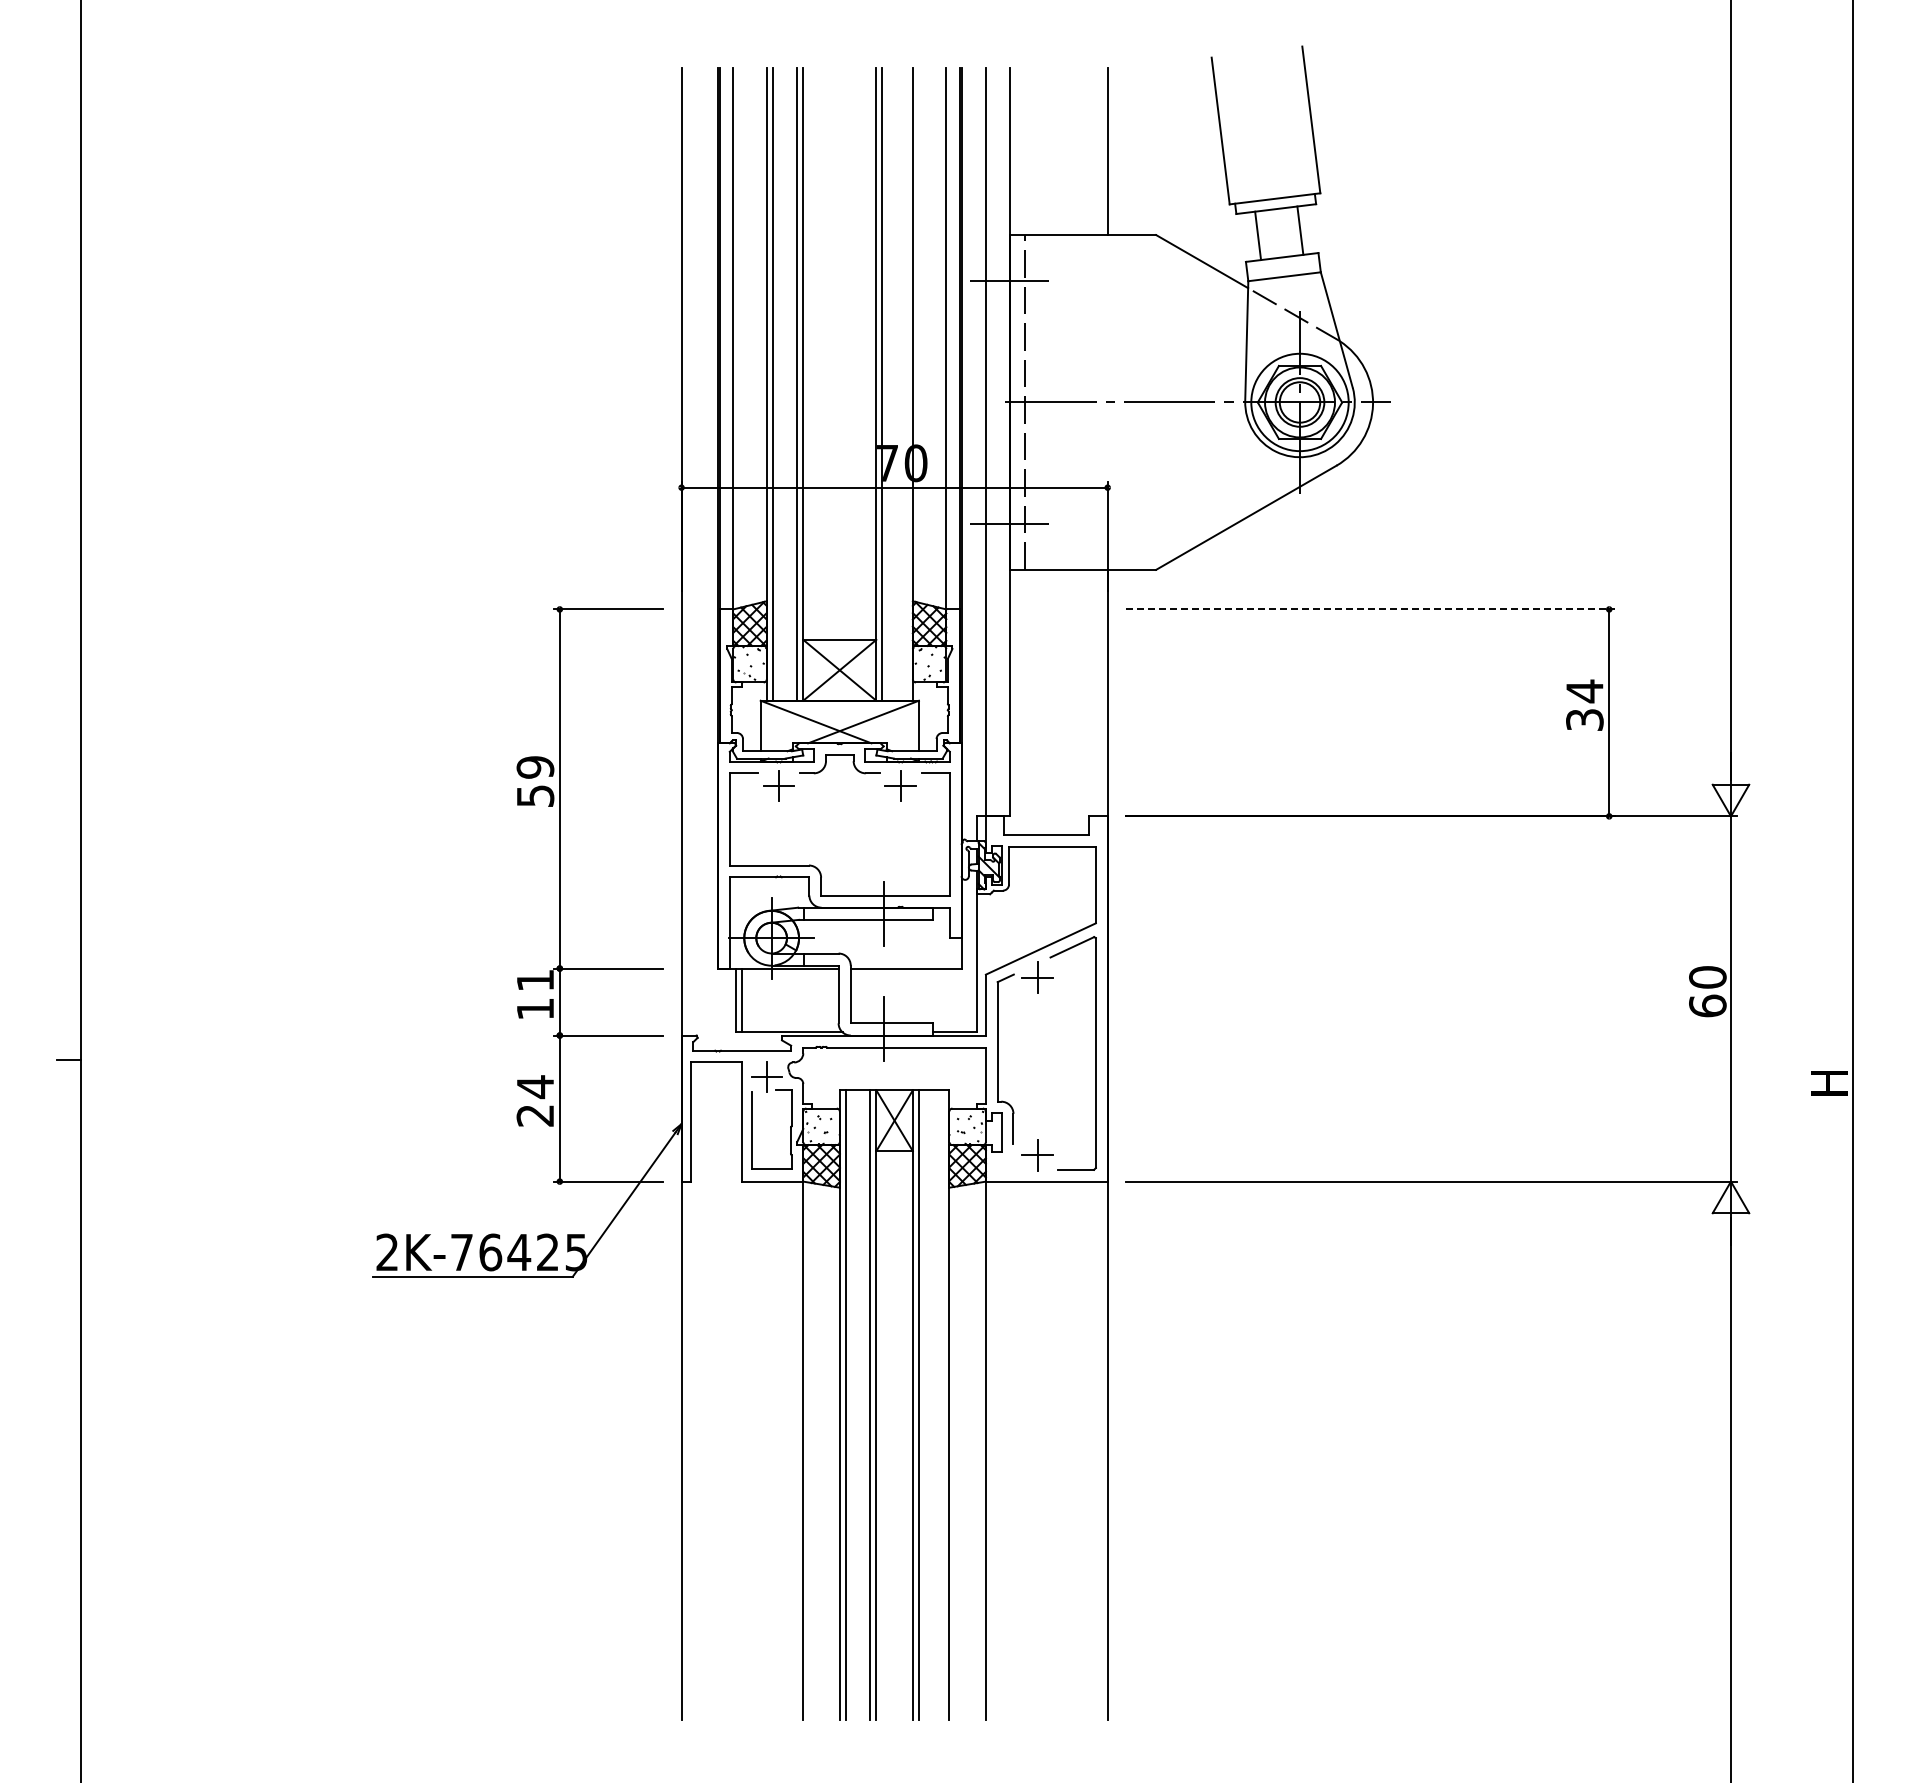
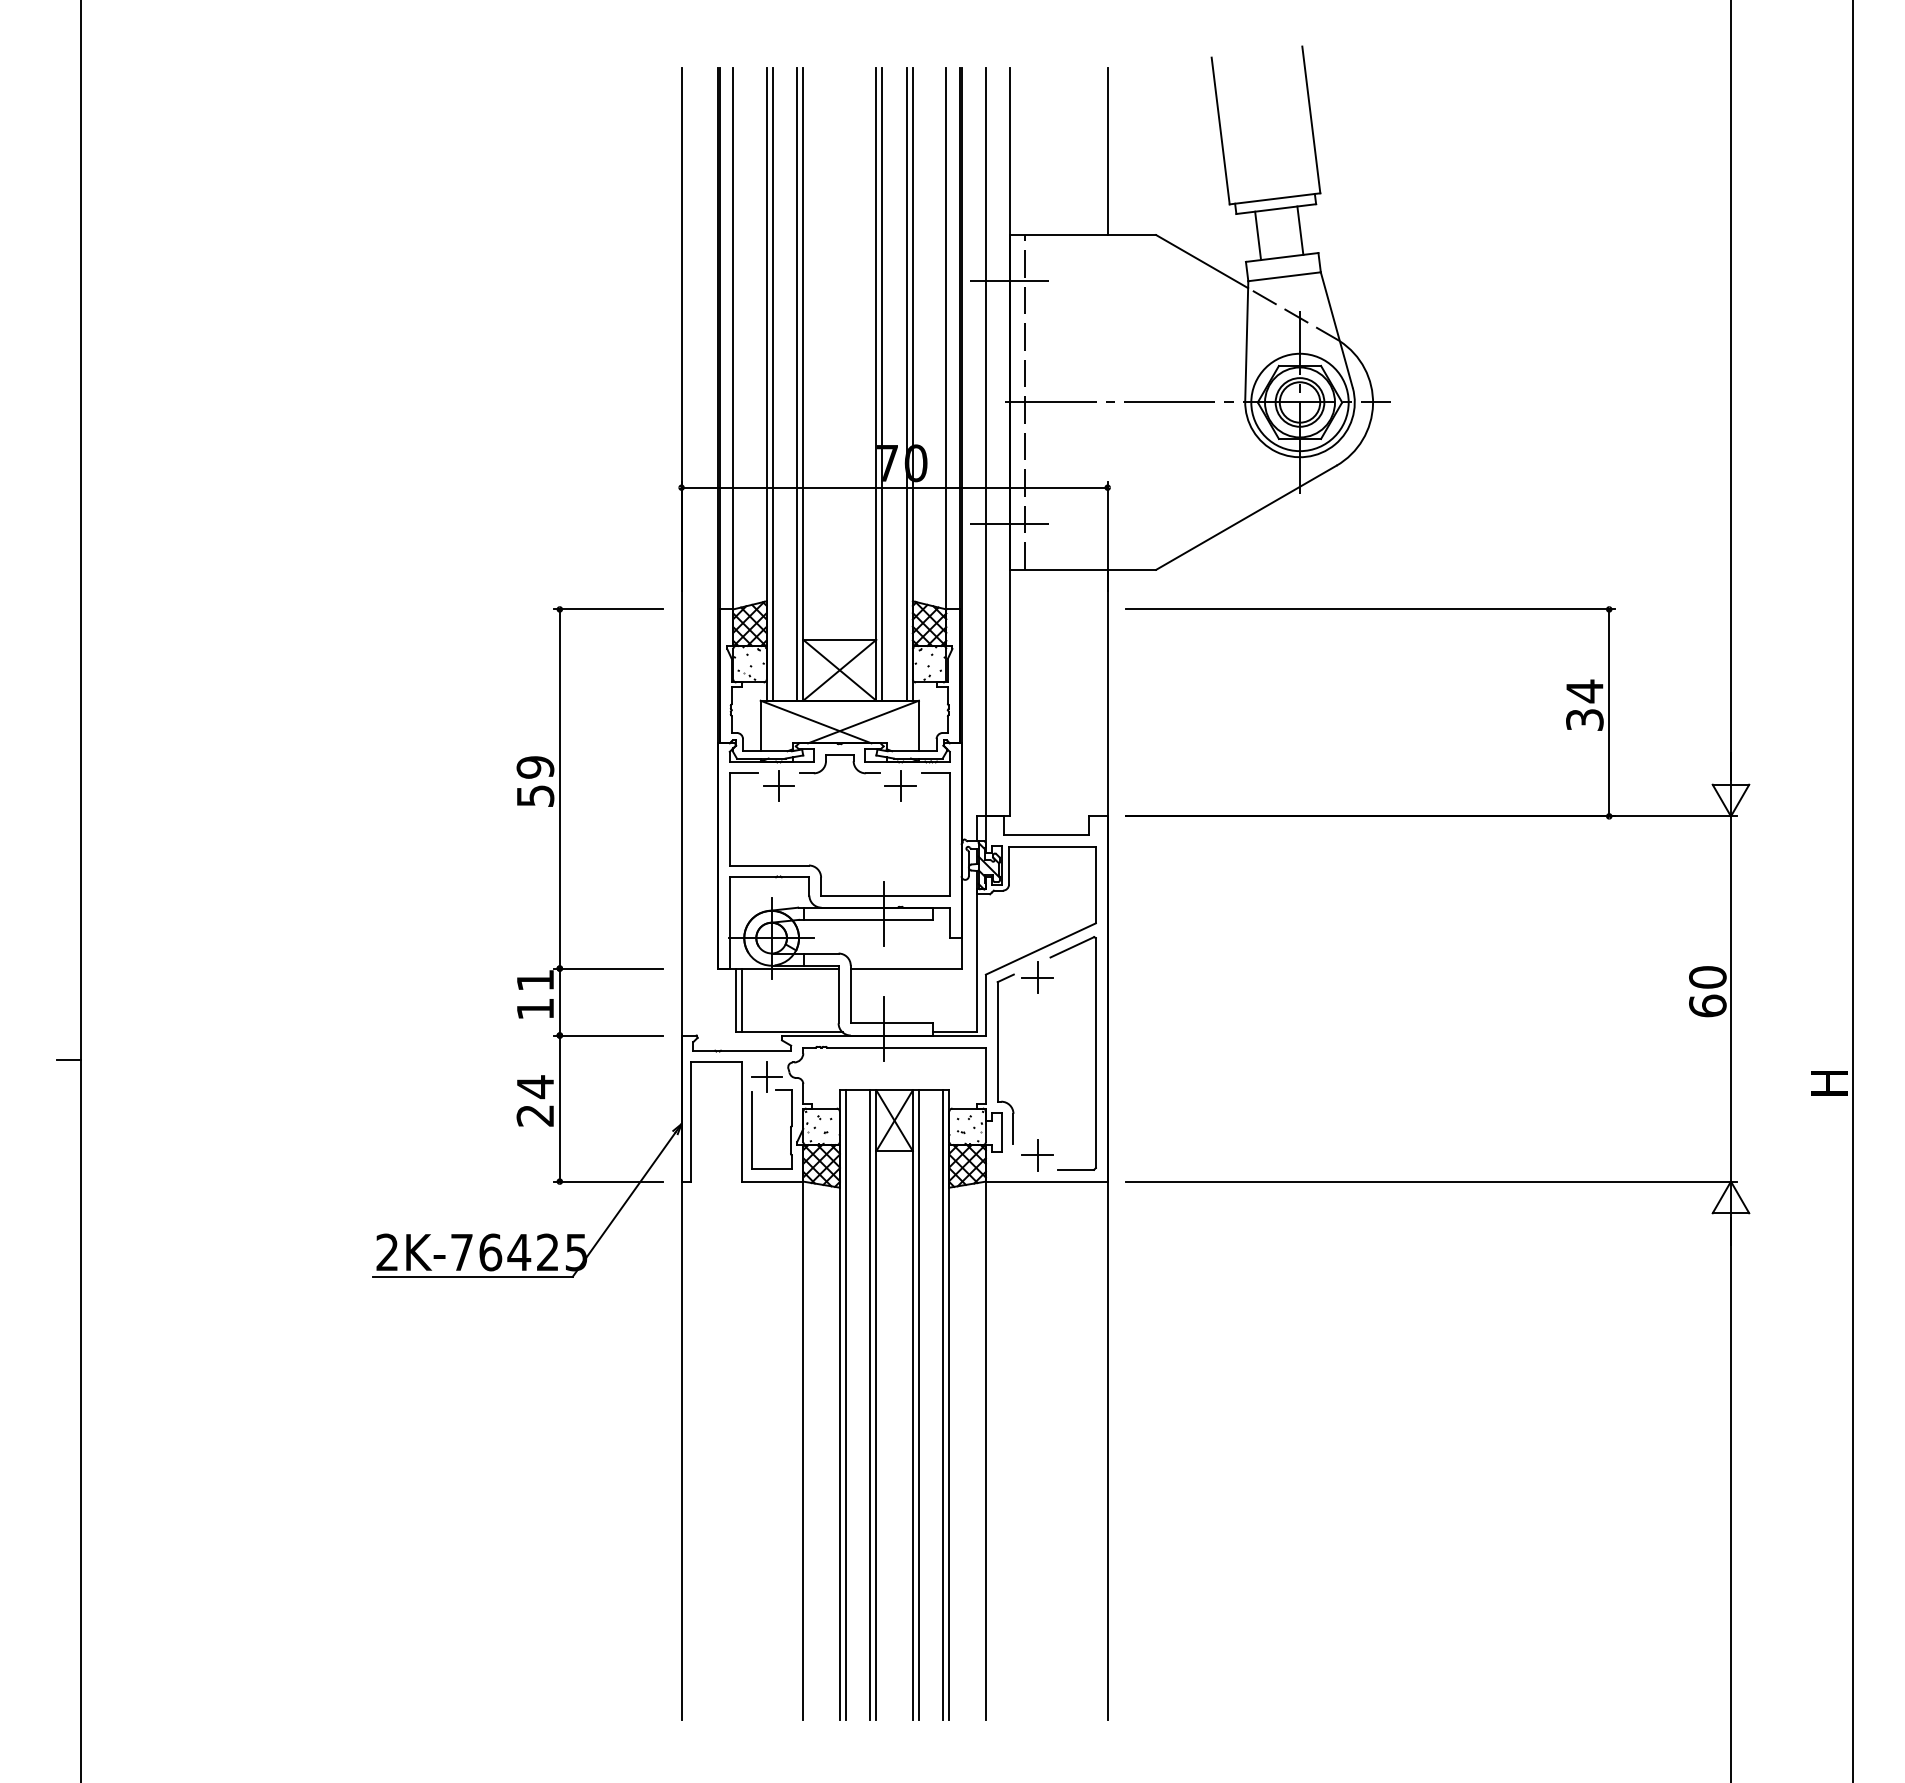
line: none -> present (906, 383)
line: dashed -> solid (1370, 609)
line: none -> present (943, 1405)
